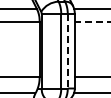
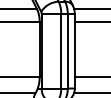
line: dashed -> solid (92, 21)
line: dashed -> solid (67, 51)
